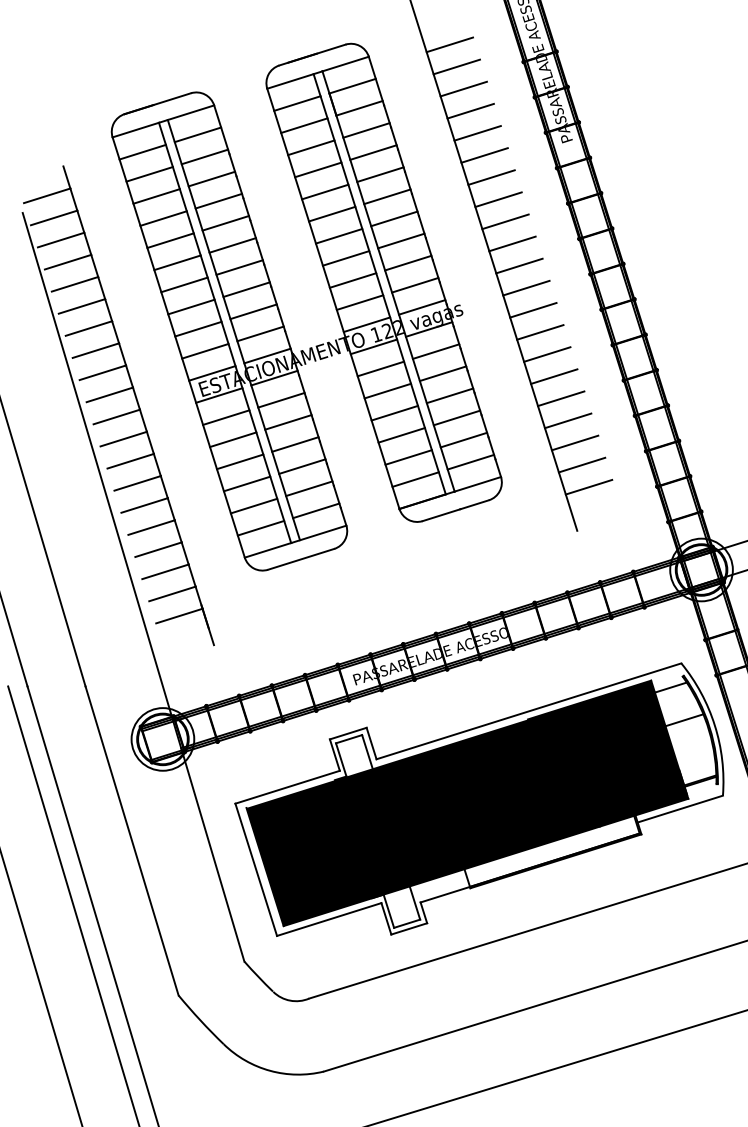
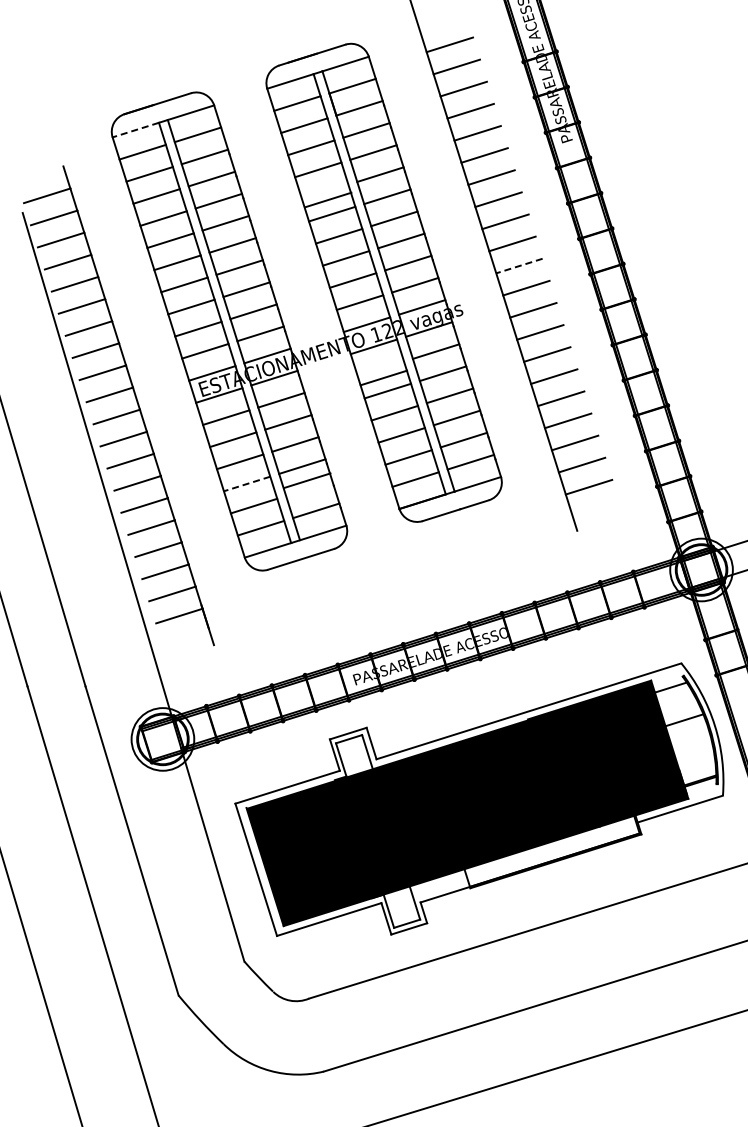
line: solid -> dashed (135, 130)
line position: (325, 191) -> (328, 199) (328, 199)
line: solid -> dashed (518, 266)
line position: (380, 368) -> (383, 377) (383, 377)
line: solid -> dashed (246, 484)
line position: (309, 488) -> (307, 480) (307, 480)
line: present -> none (73, 904)
